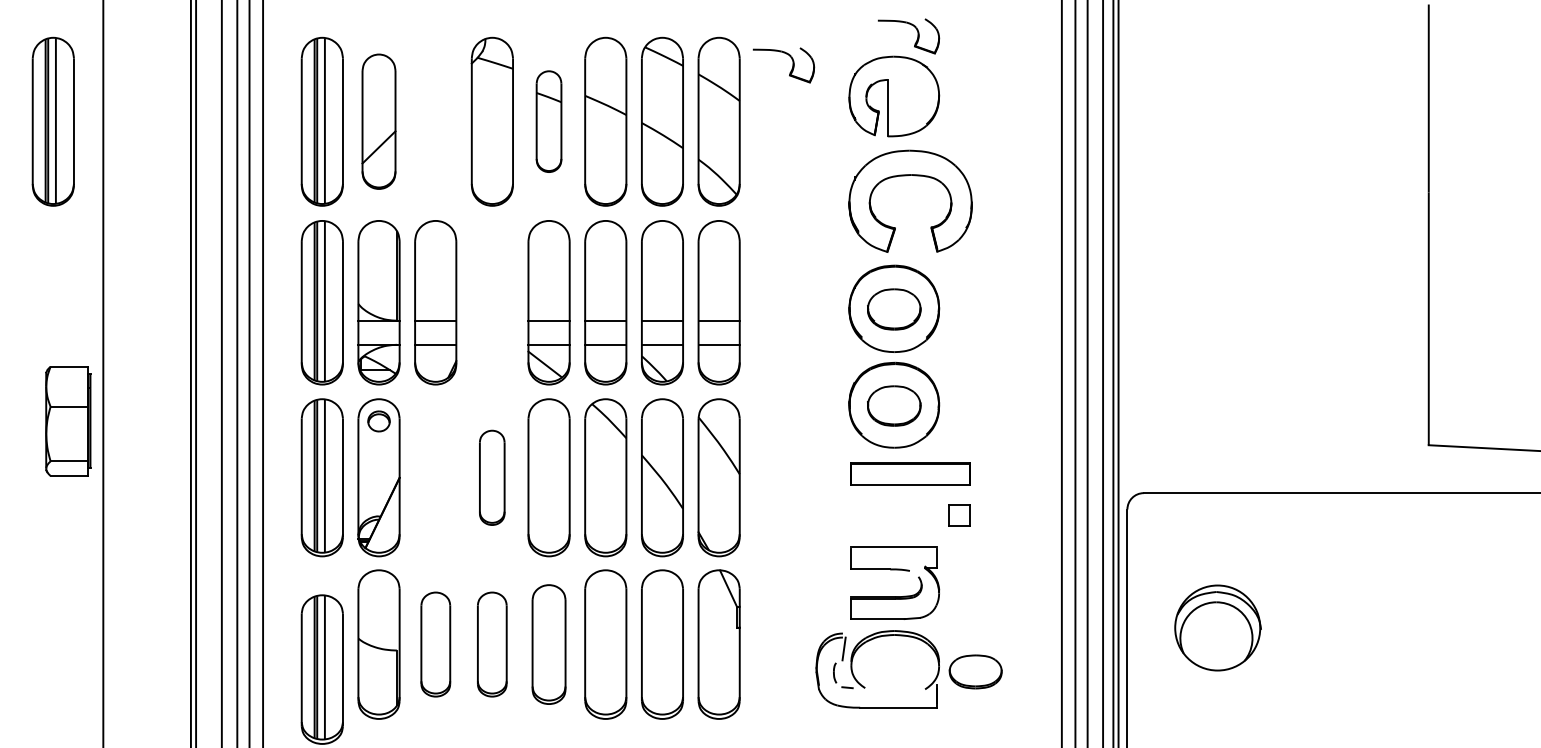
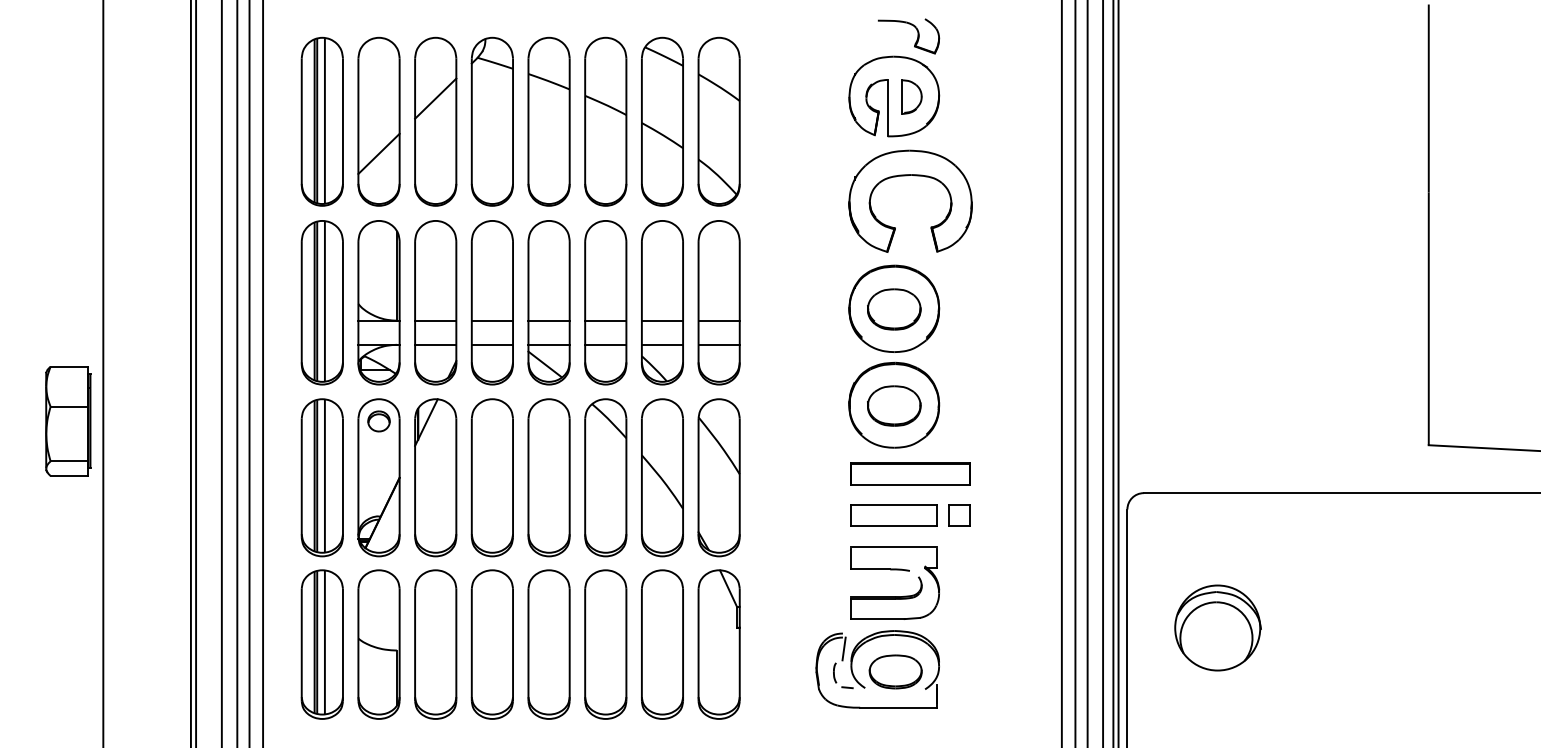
part: present -> none (791, 68)
part: none -> present (911, 96)
part: present -> none (52, 121)
part size: 36x137 px -> 44x171 px (378, 121)
part: none -> present (435, 121)
part size: 28x103 px -> 44x171 px (548, 121)
part: none -> present (491, 302)
part: none -> present (435, 477)
part size: 27x97 px -> 44x160 px (491, 477)
part: none -> present (893, 515)
part size: 32x107 px -> 44x151 px (435, 644)
part size: 31x107 px -> 44x151 px (491, 644)
part size: 36x121 px -> 44x151 px (548, 644)
part position: (321, 669) -> (321, 644) (321, 644)
part position: (975, 671) -> (895, 671) (895, 671)
